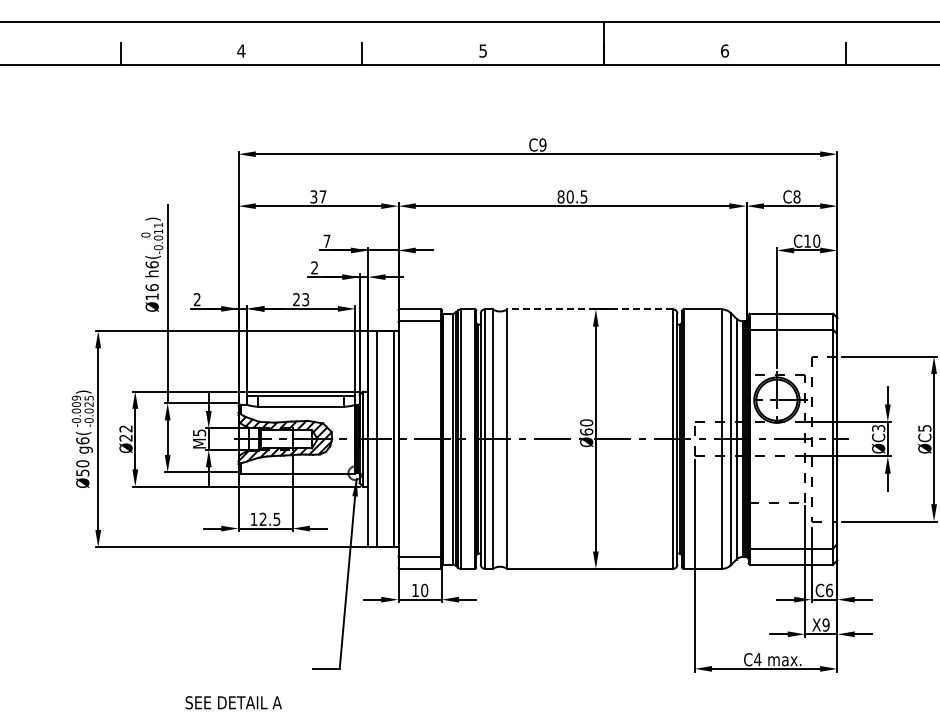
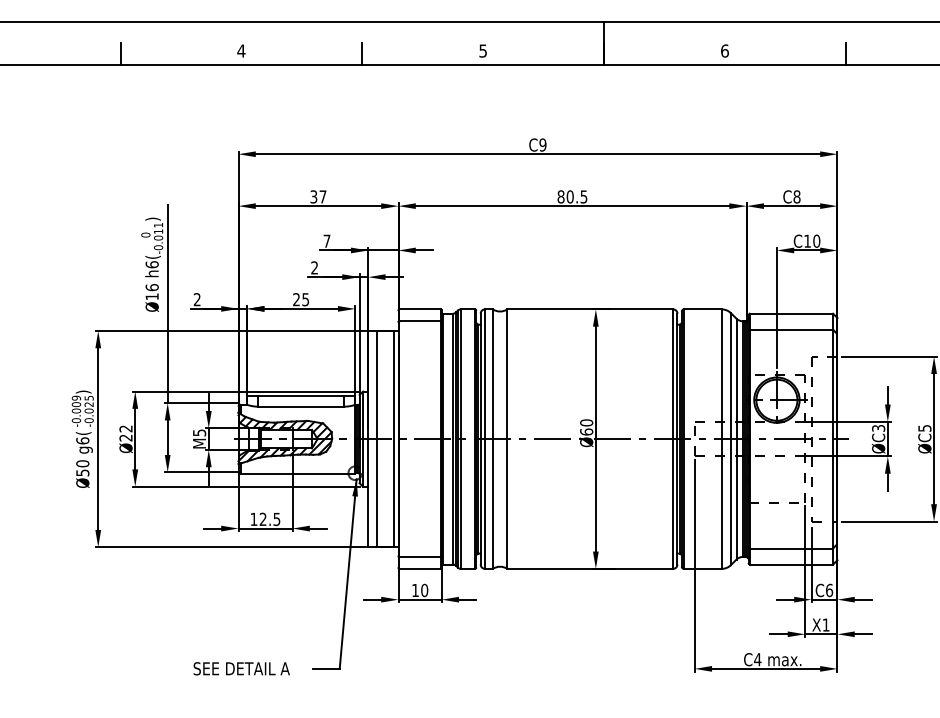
text: 23 -> 25 (305, 299)
line: dashed -> solid (590, 309)
text: X9 -> X1 (825, 624)
text position: (233, 702) -> (241, 668) (241, 668)
